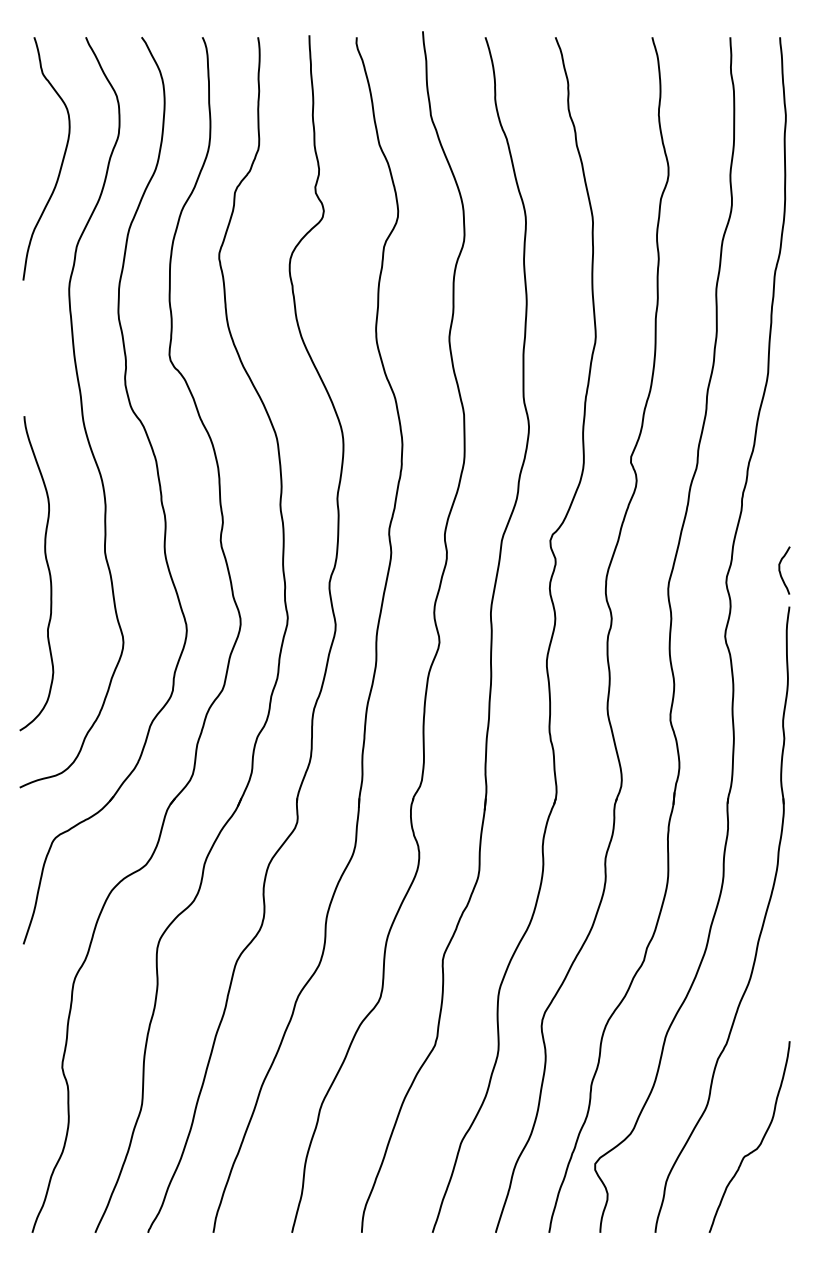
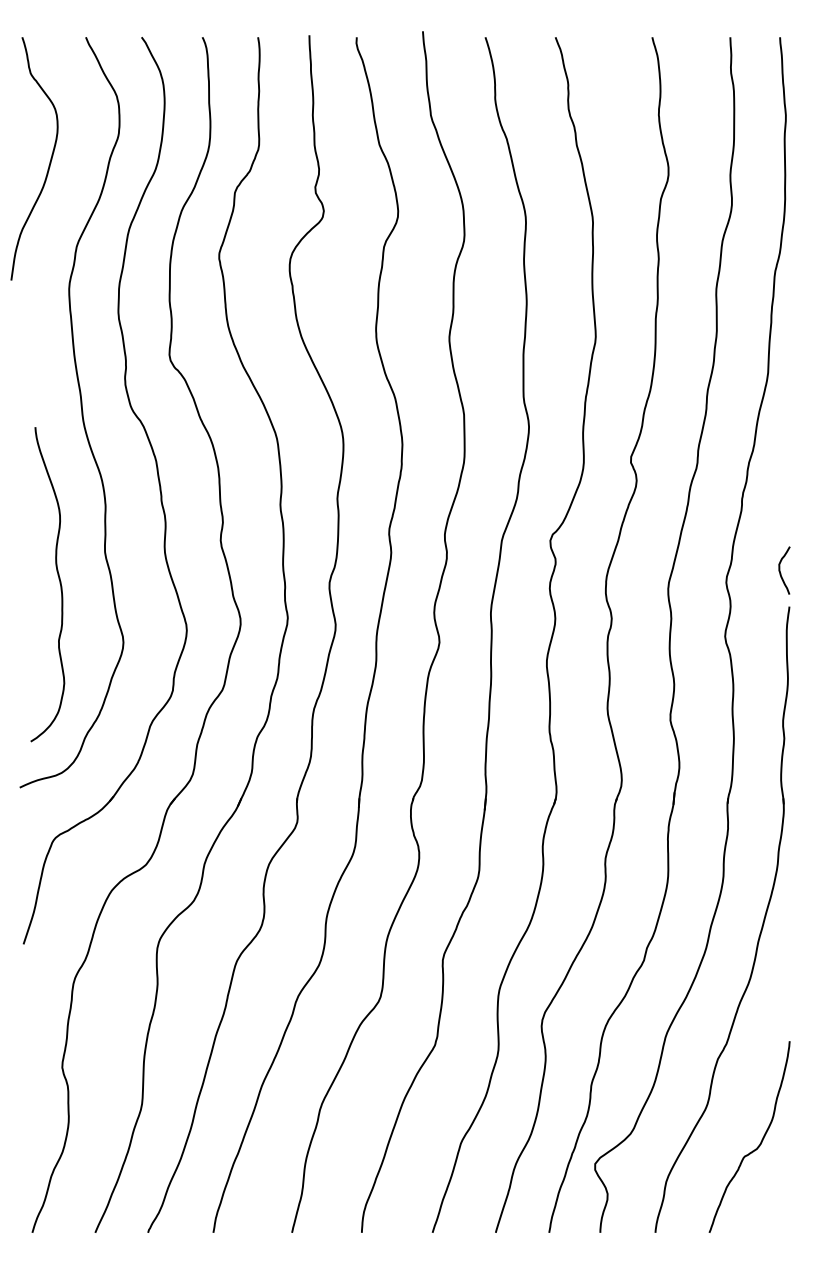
curve position: (61, 161) -> (49, 161) (49, 161)
curve position: (48, 572) -> (59, 583) (59, 583)
